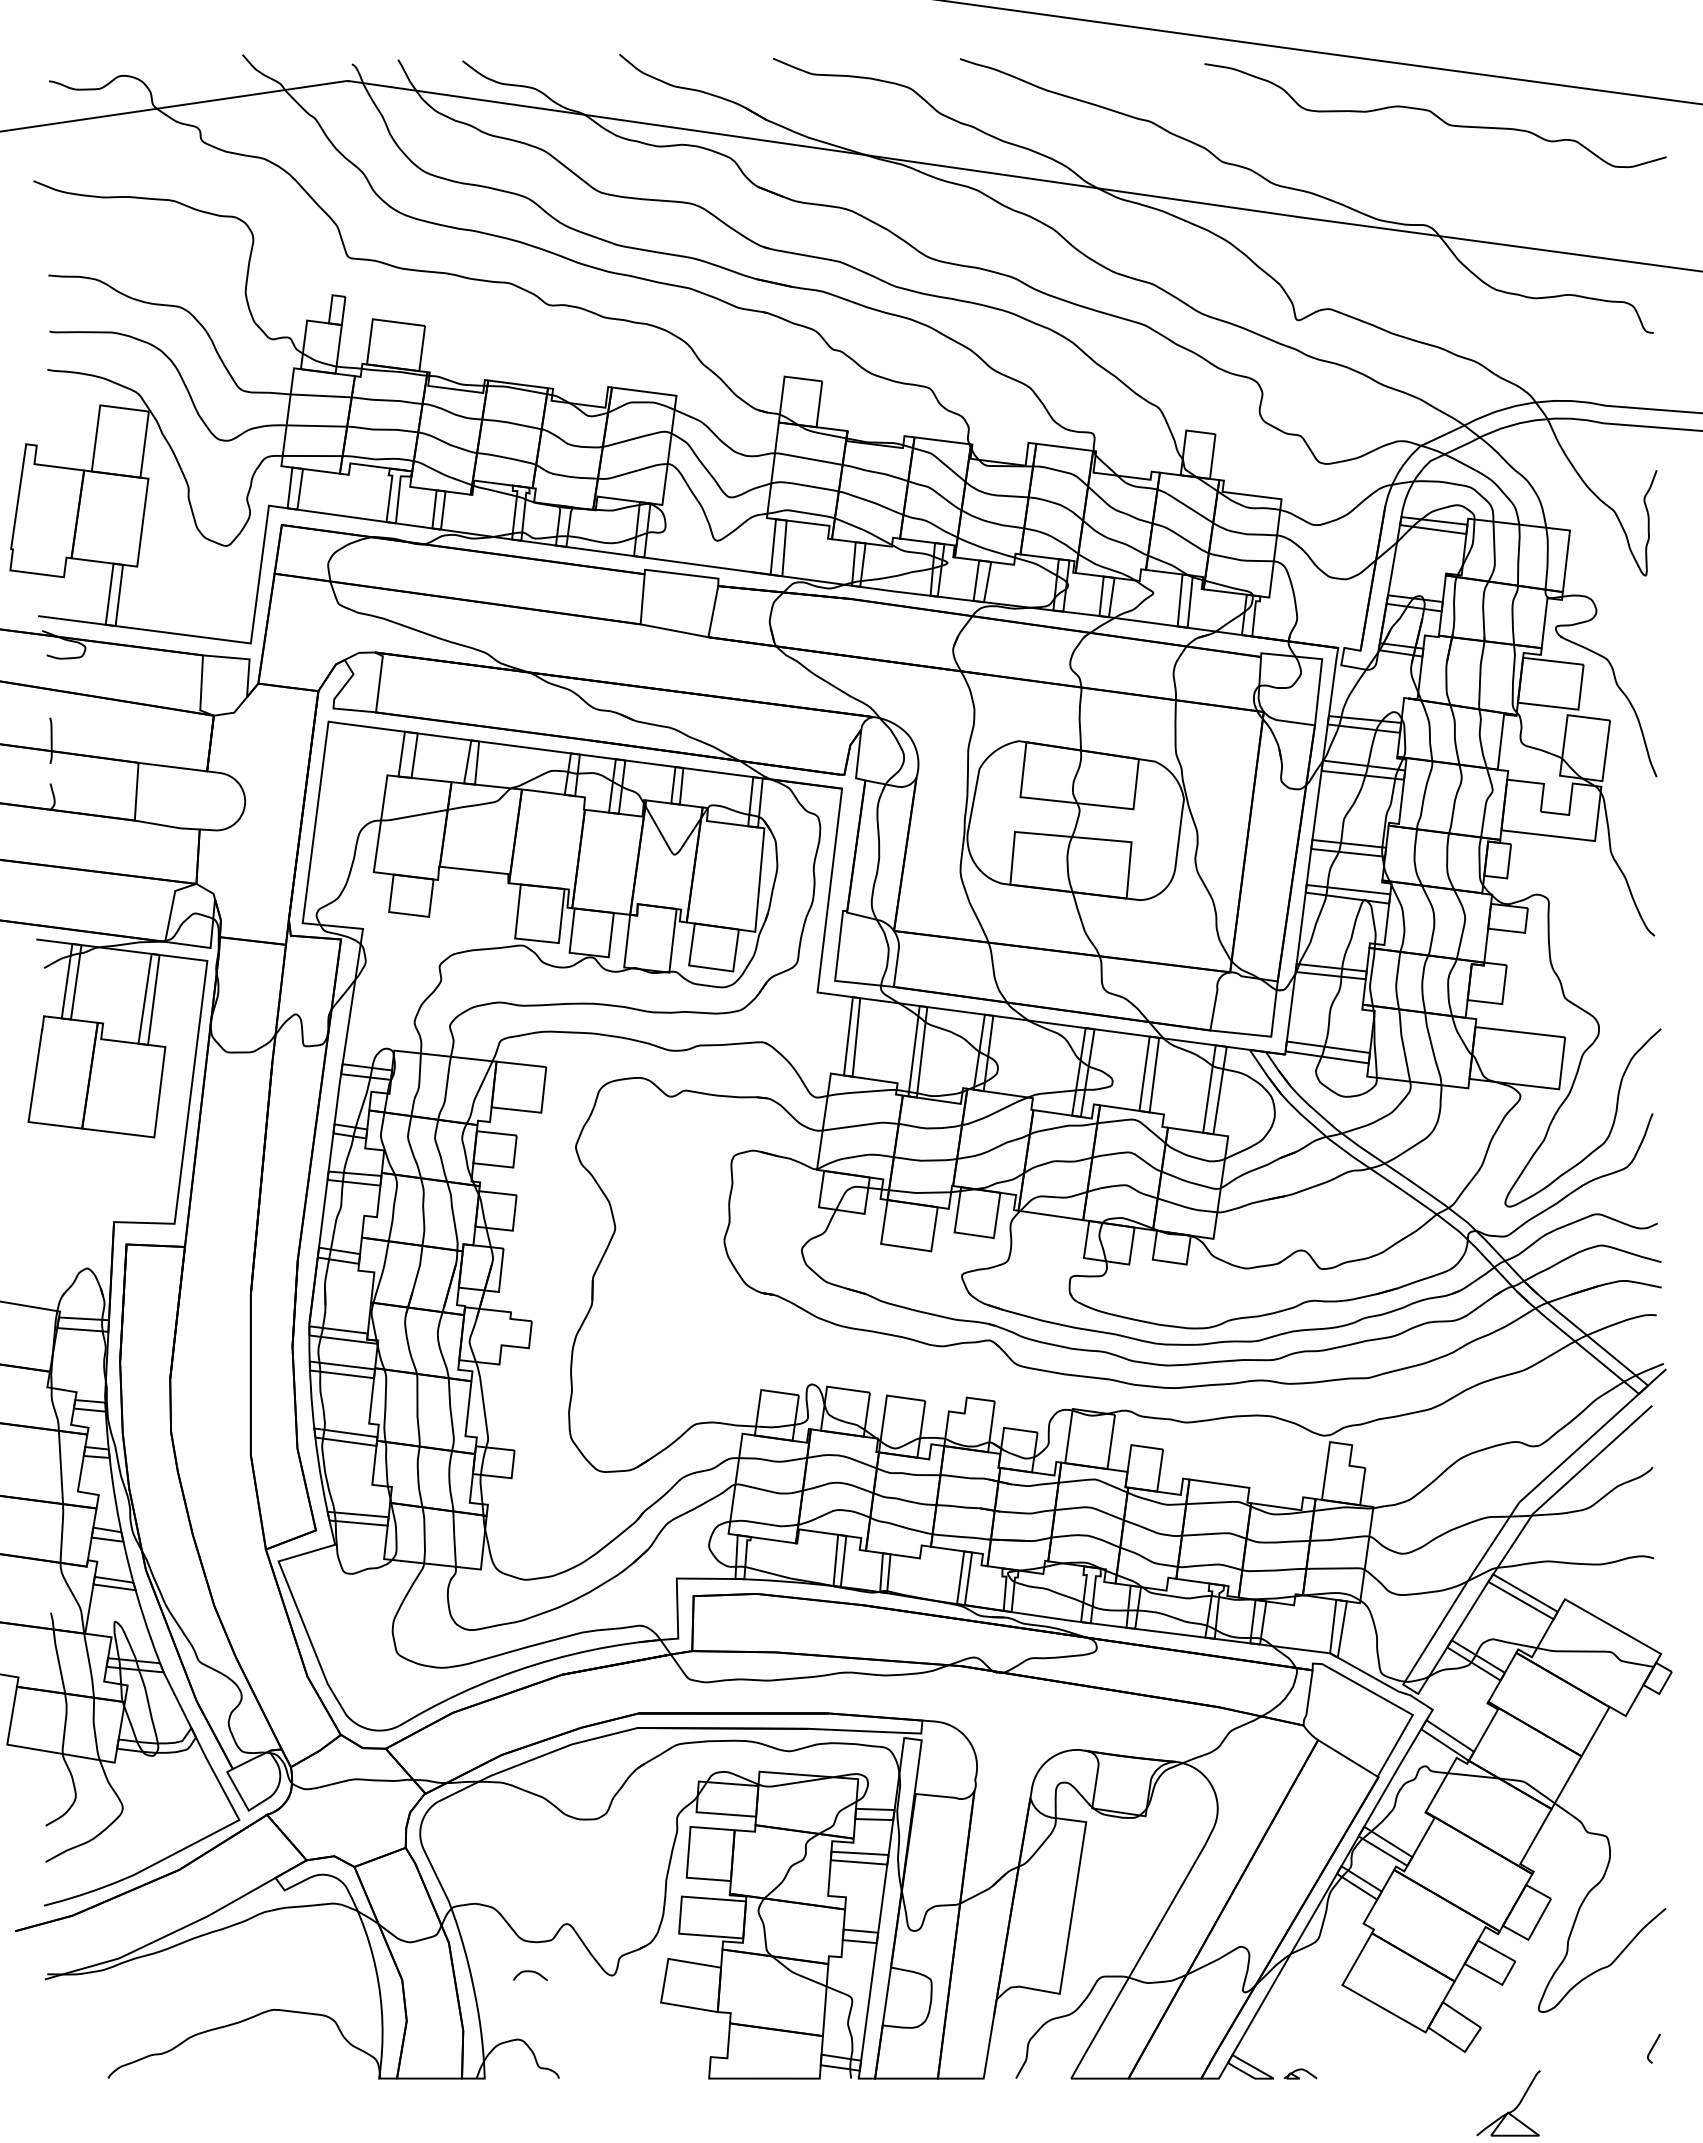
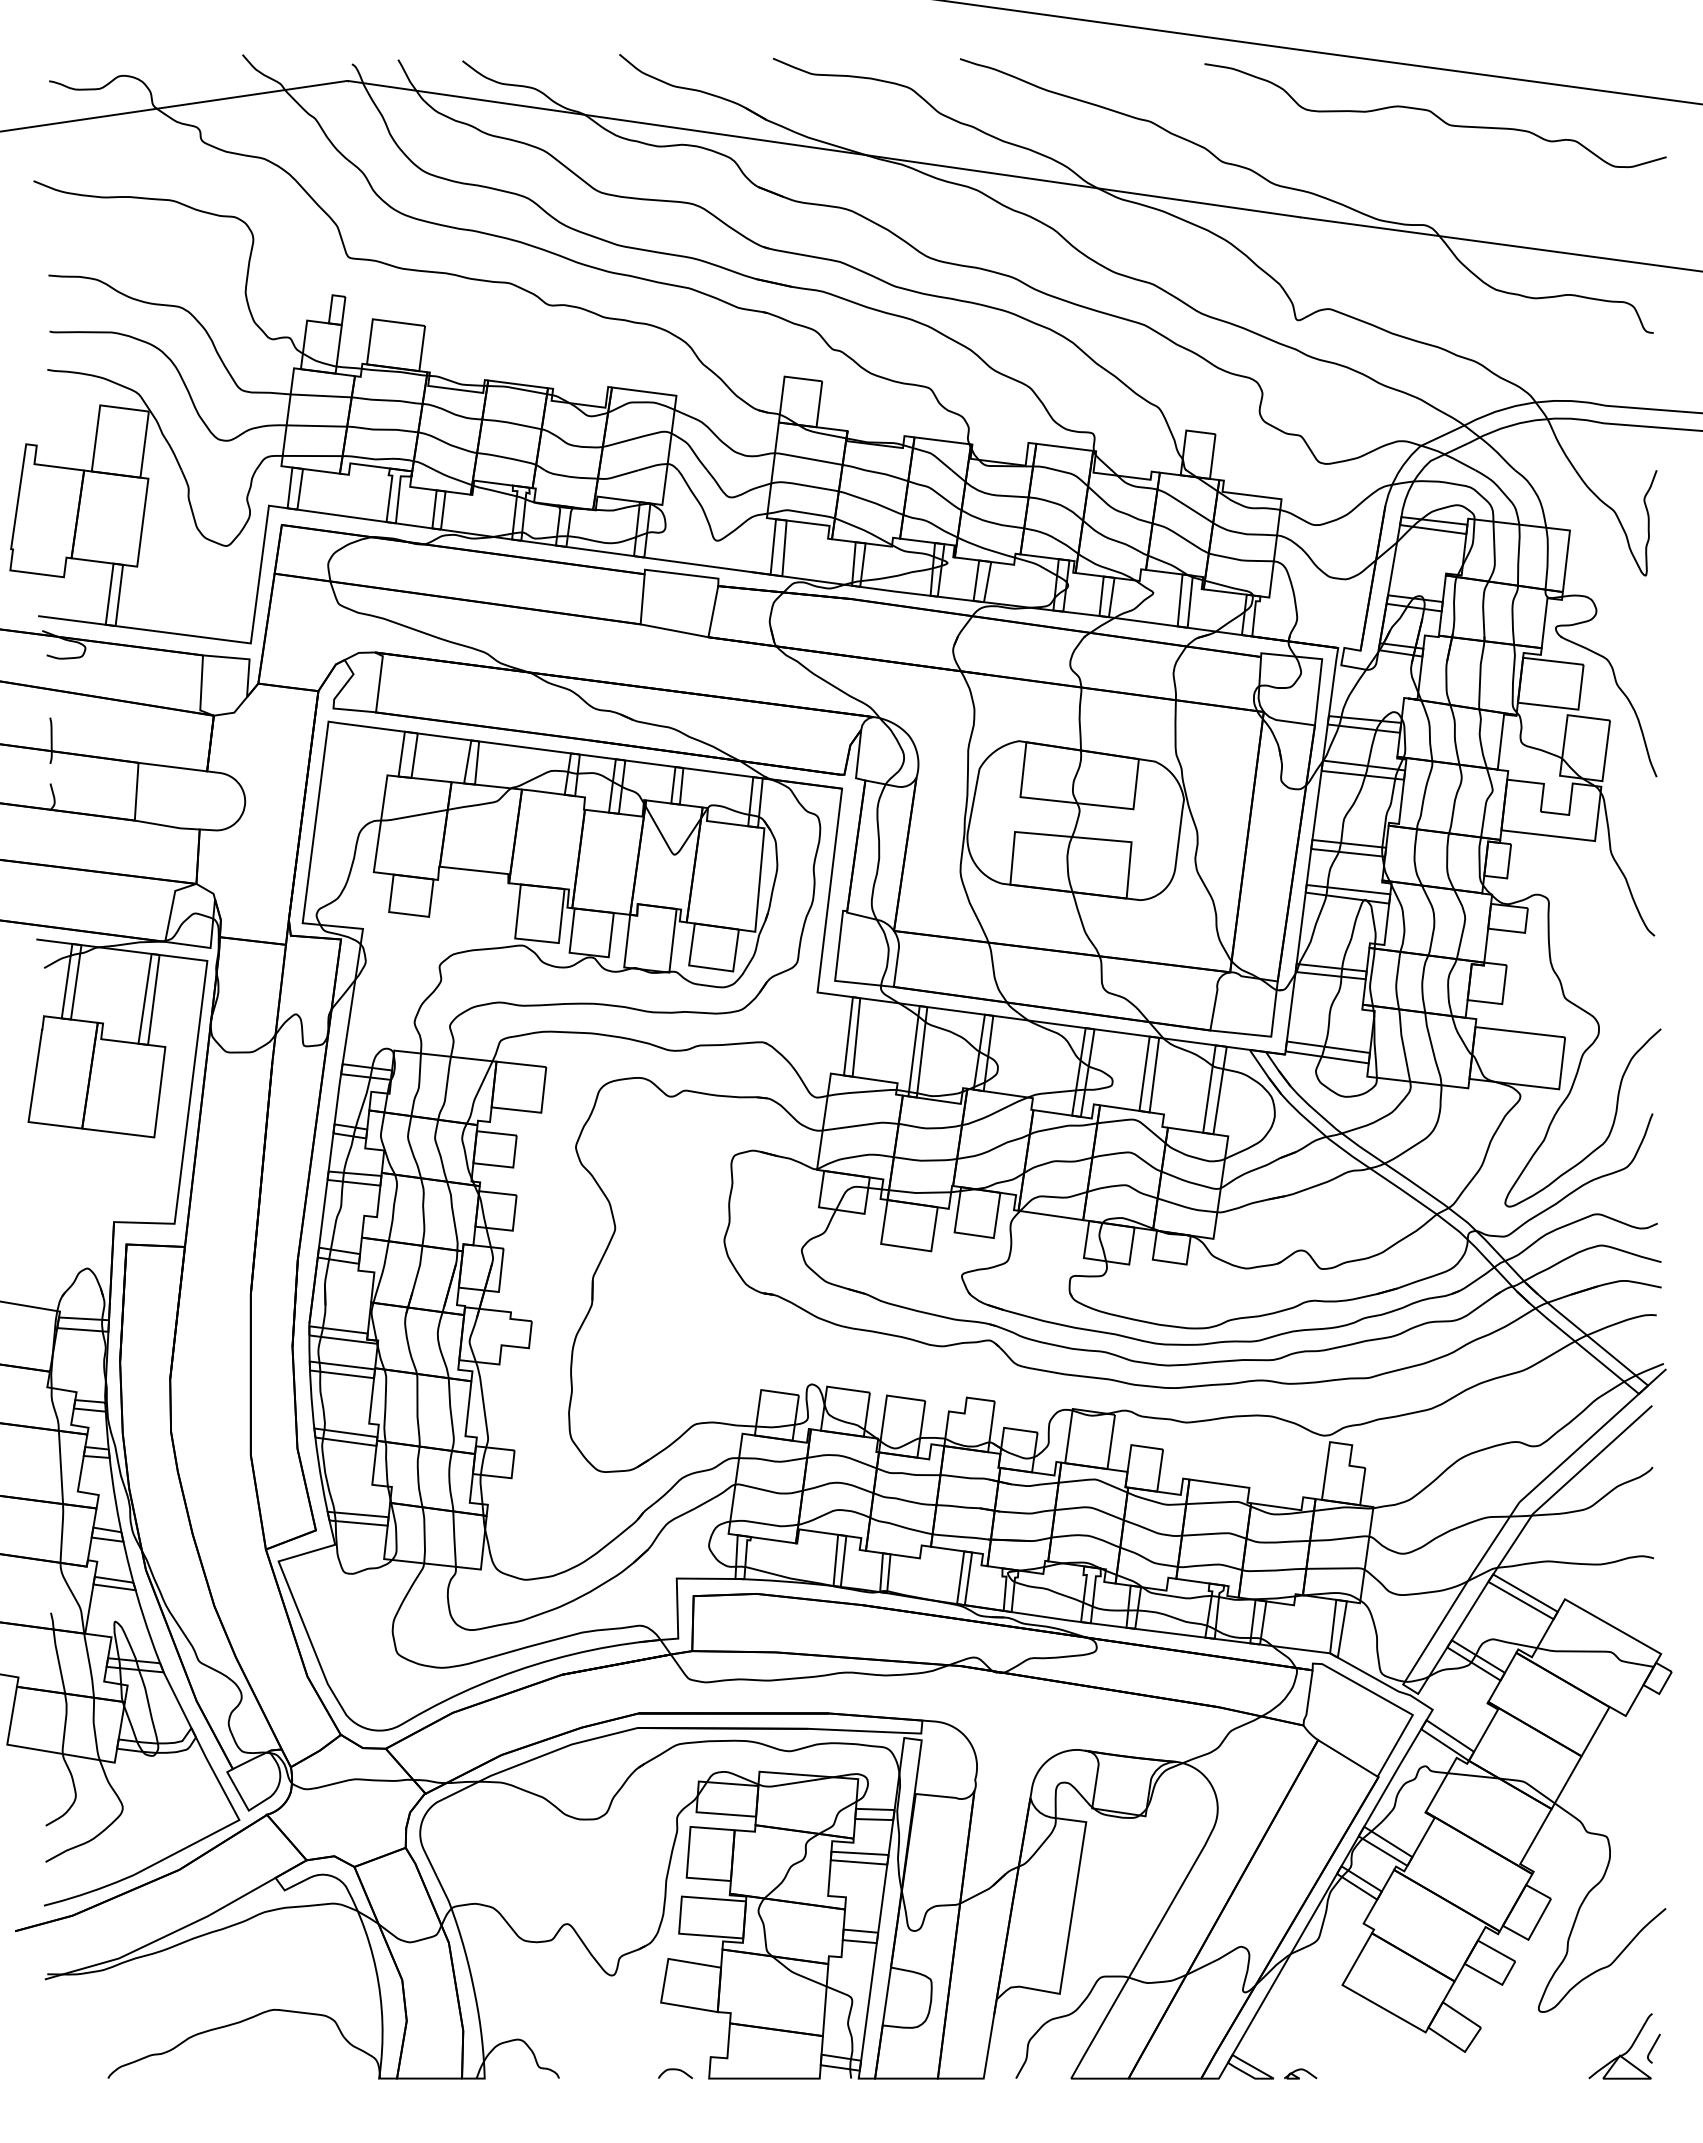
curve position: (530, 1972) -> (675, 2070) (675, 2070)
part position: (1511, 2110) -> (1623, 2053) (1623, 2053)
